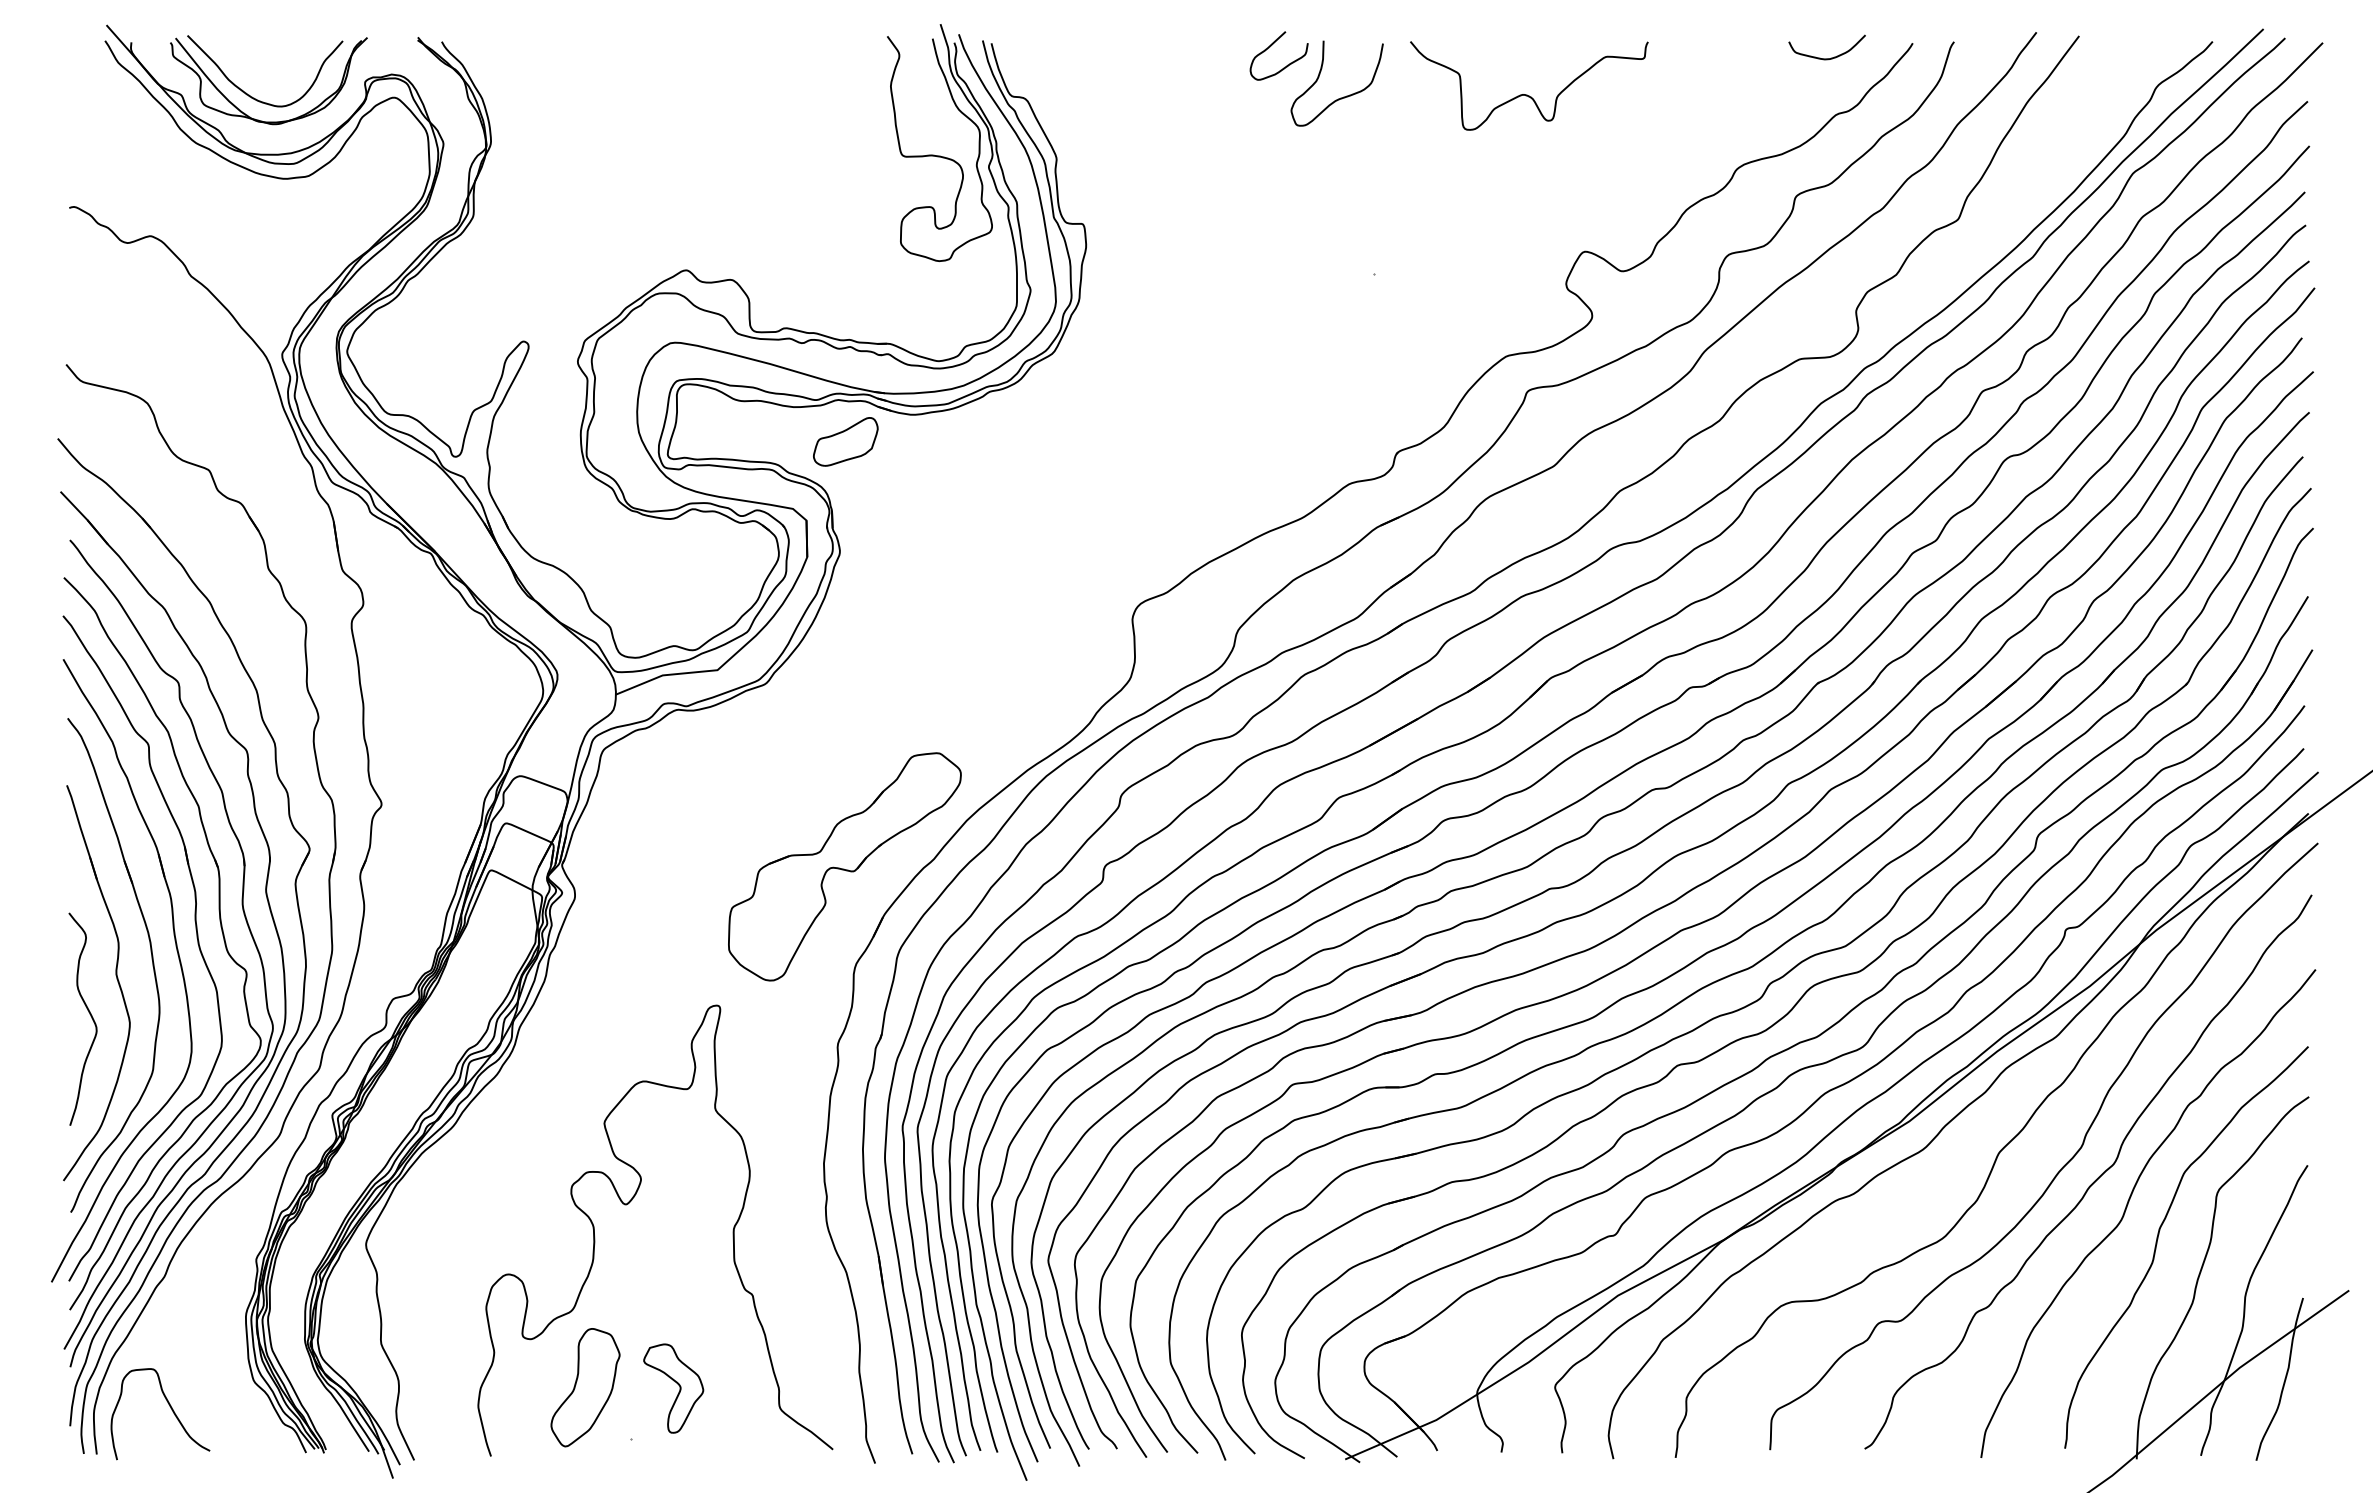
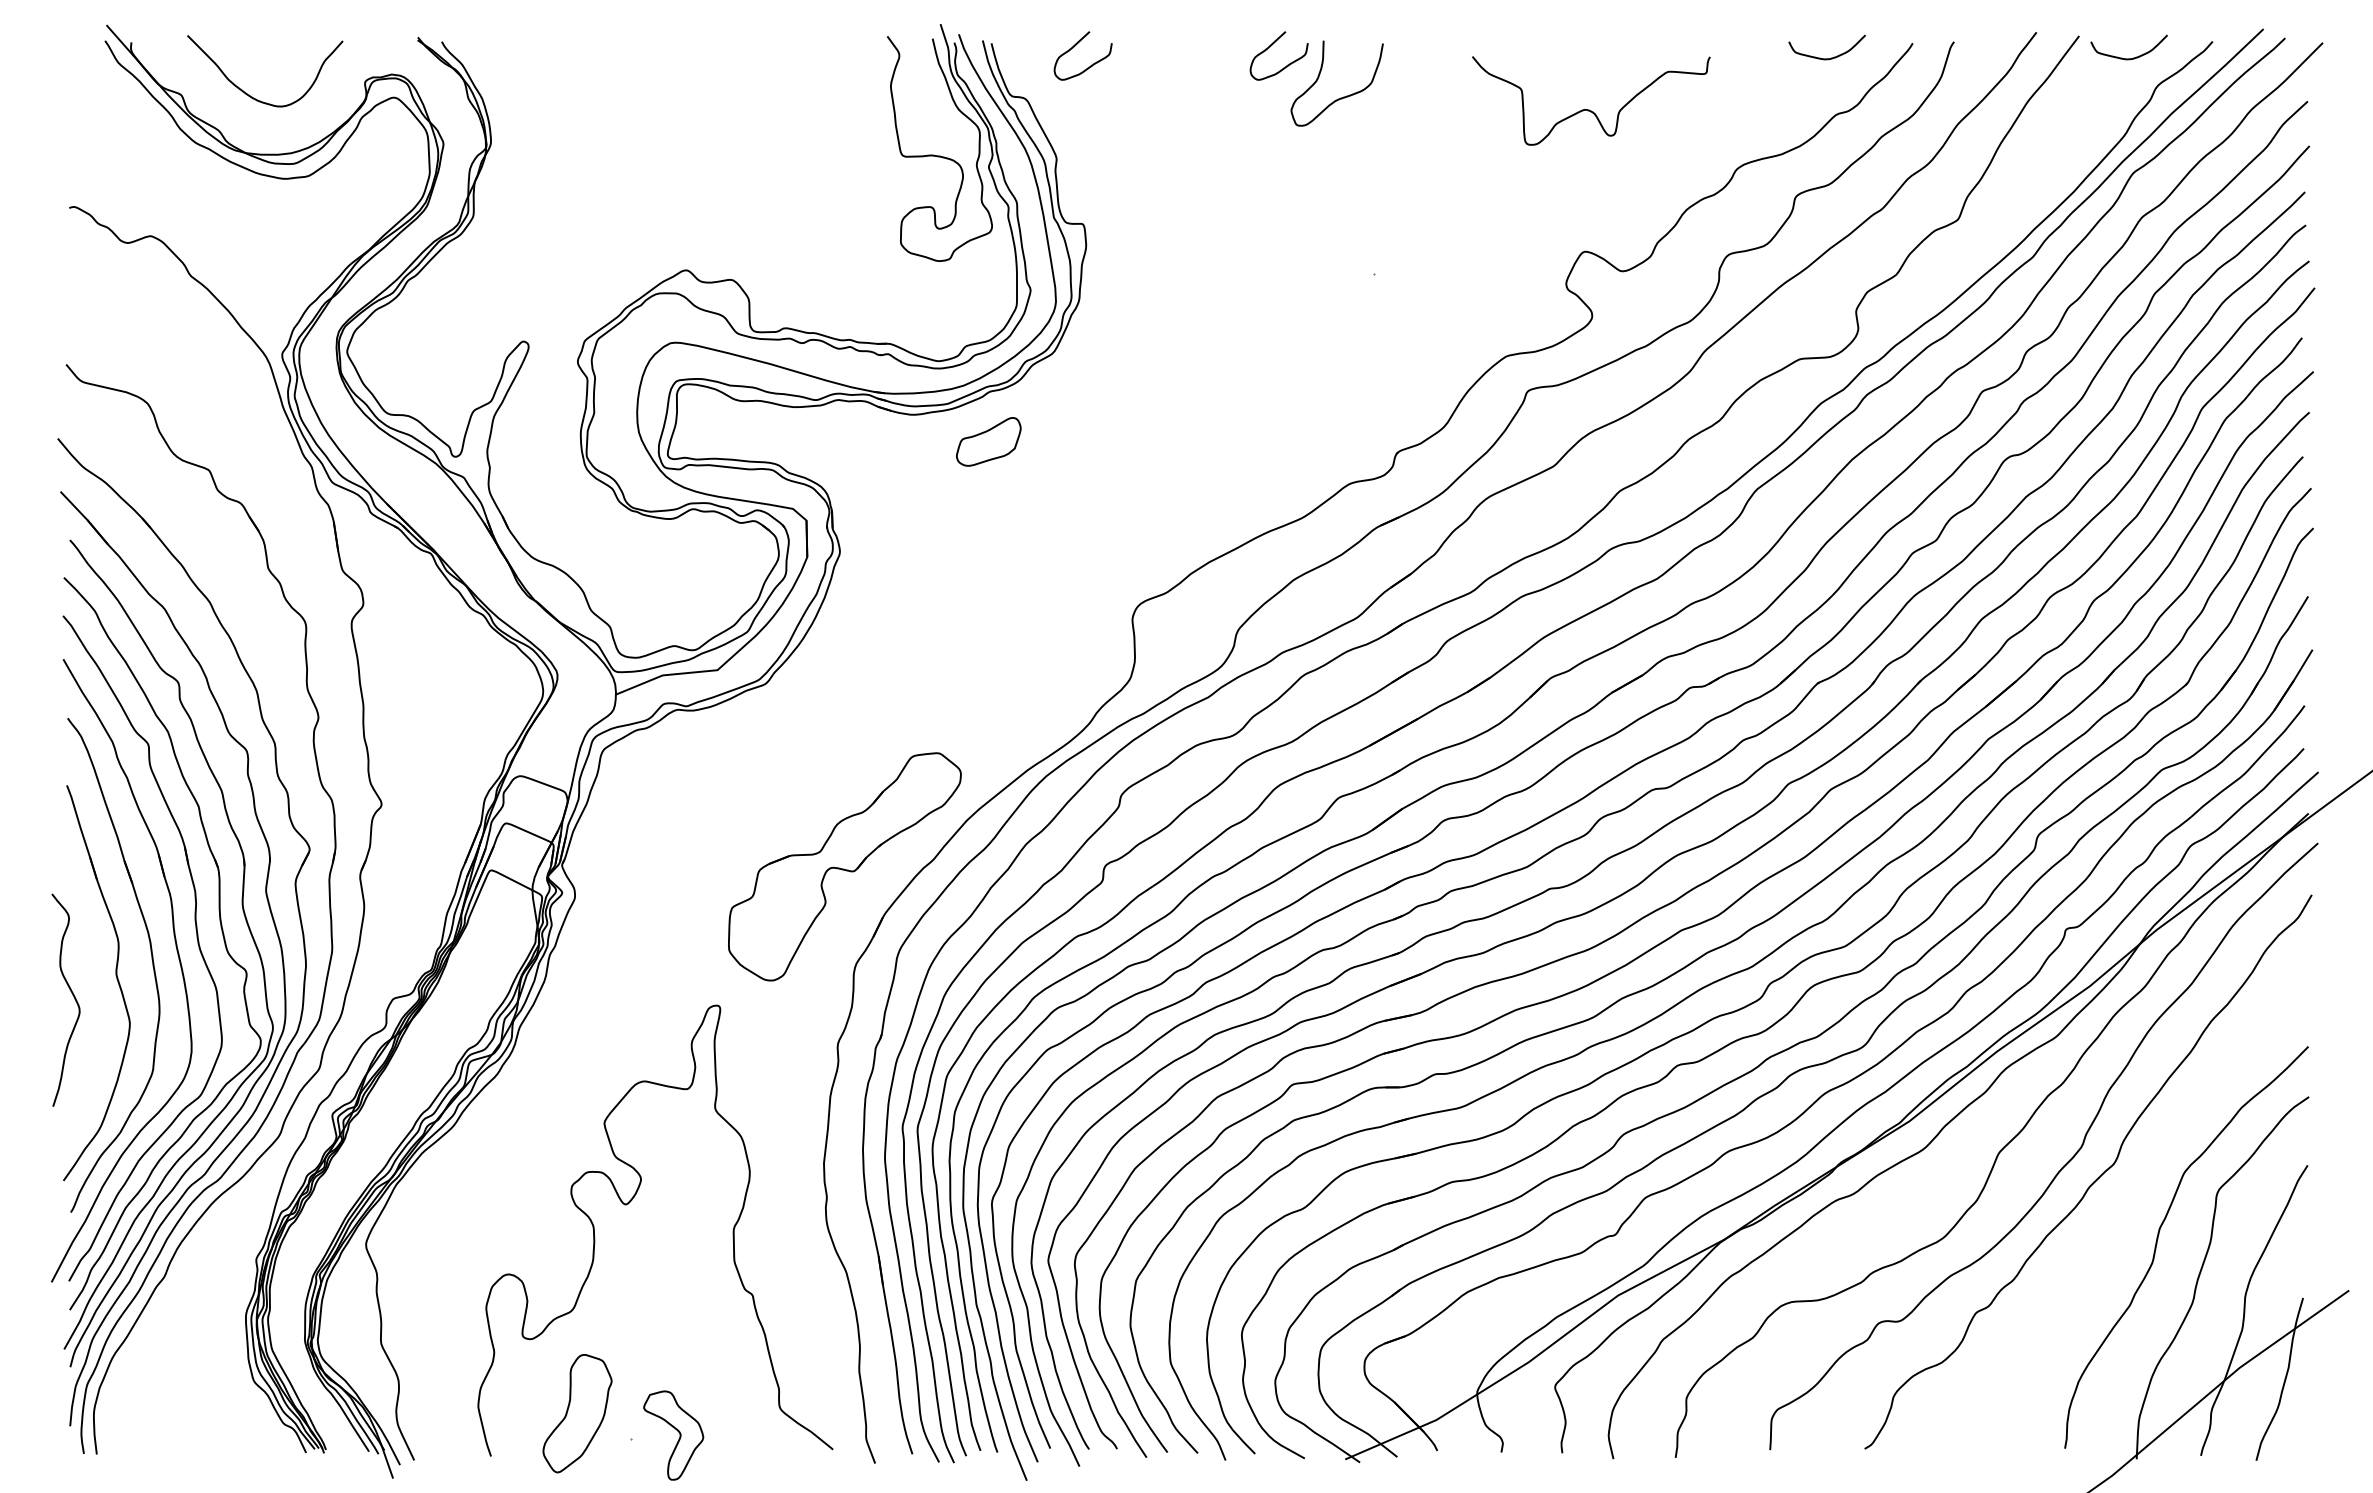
curve: none -> present (1074, 47)
curve: none -> present (2128, 58)
curve position: (1527, 94) -> (1589, 109) (1589, 109)
part: present -> none (247, 114)
part position: (845, 441) -> (988, 441) (988, 441)
curve position: (89, 1014) -> (72, 995) (72, 995)
curve: present -> none (2127, 1207)
part position: (585, 1387) -> (577, 1413) (577, 1413)
part position: (673, 1388) -> (673, 1435) (673, 1435)
curve: present -> none (170, 1408)
